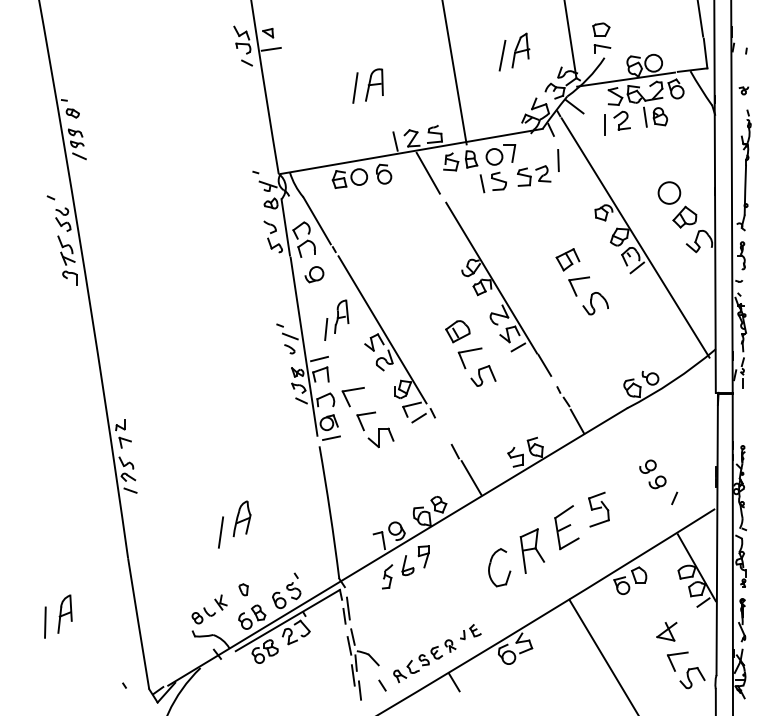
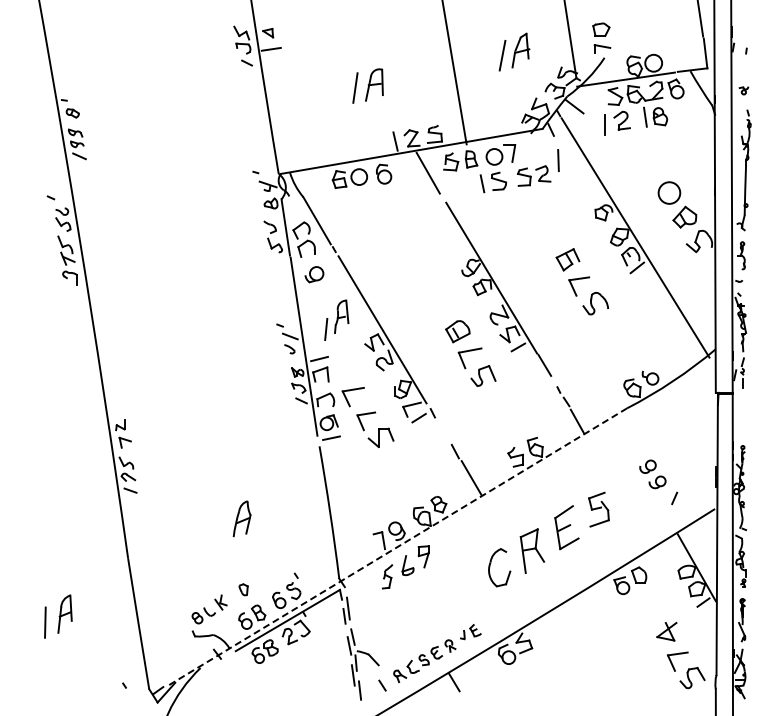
line: present -> none (220, 532)
line: solid -> dashed (397, 547)
line: present -> none (602, 655)
